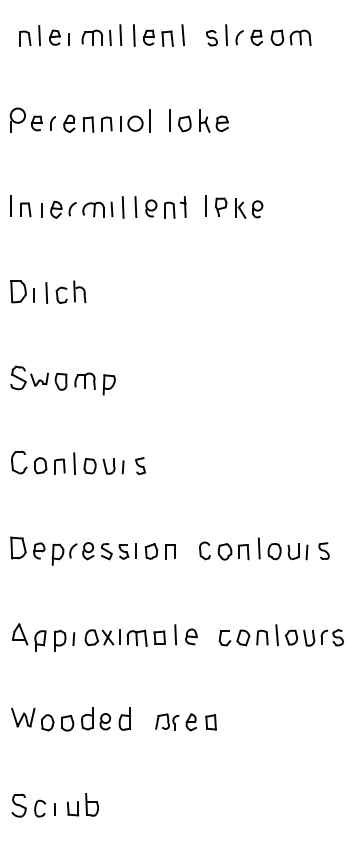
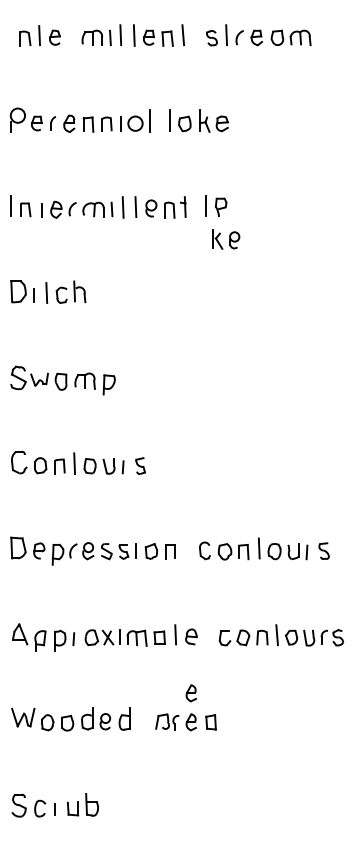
line: present -> none (68, 39)
part position: (249, 208) -> (226, 239) (226, 239)
part: none -> present (190, 693)
